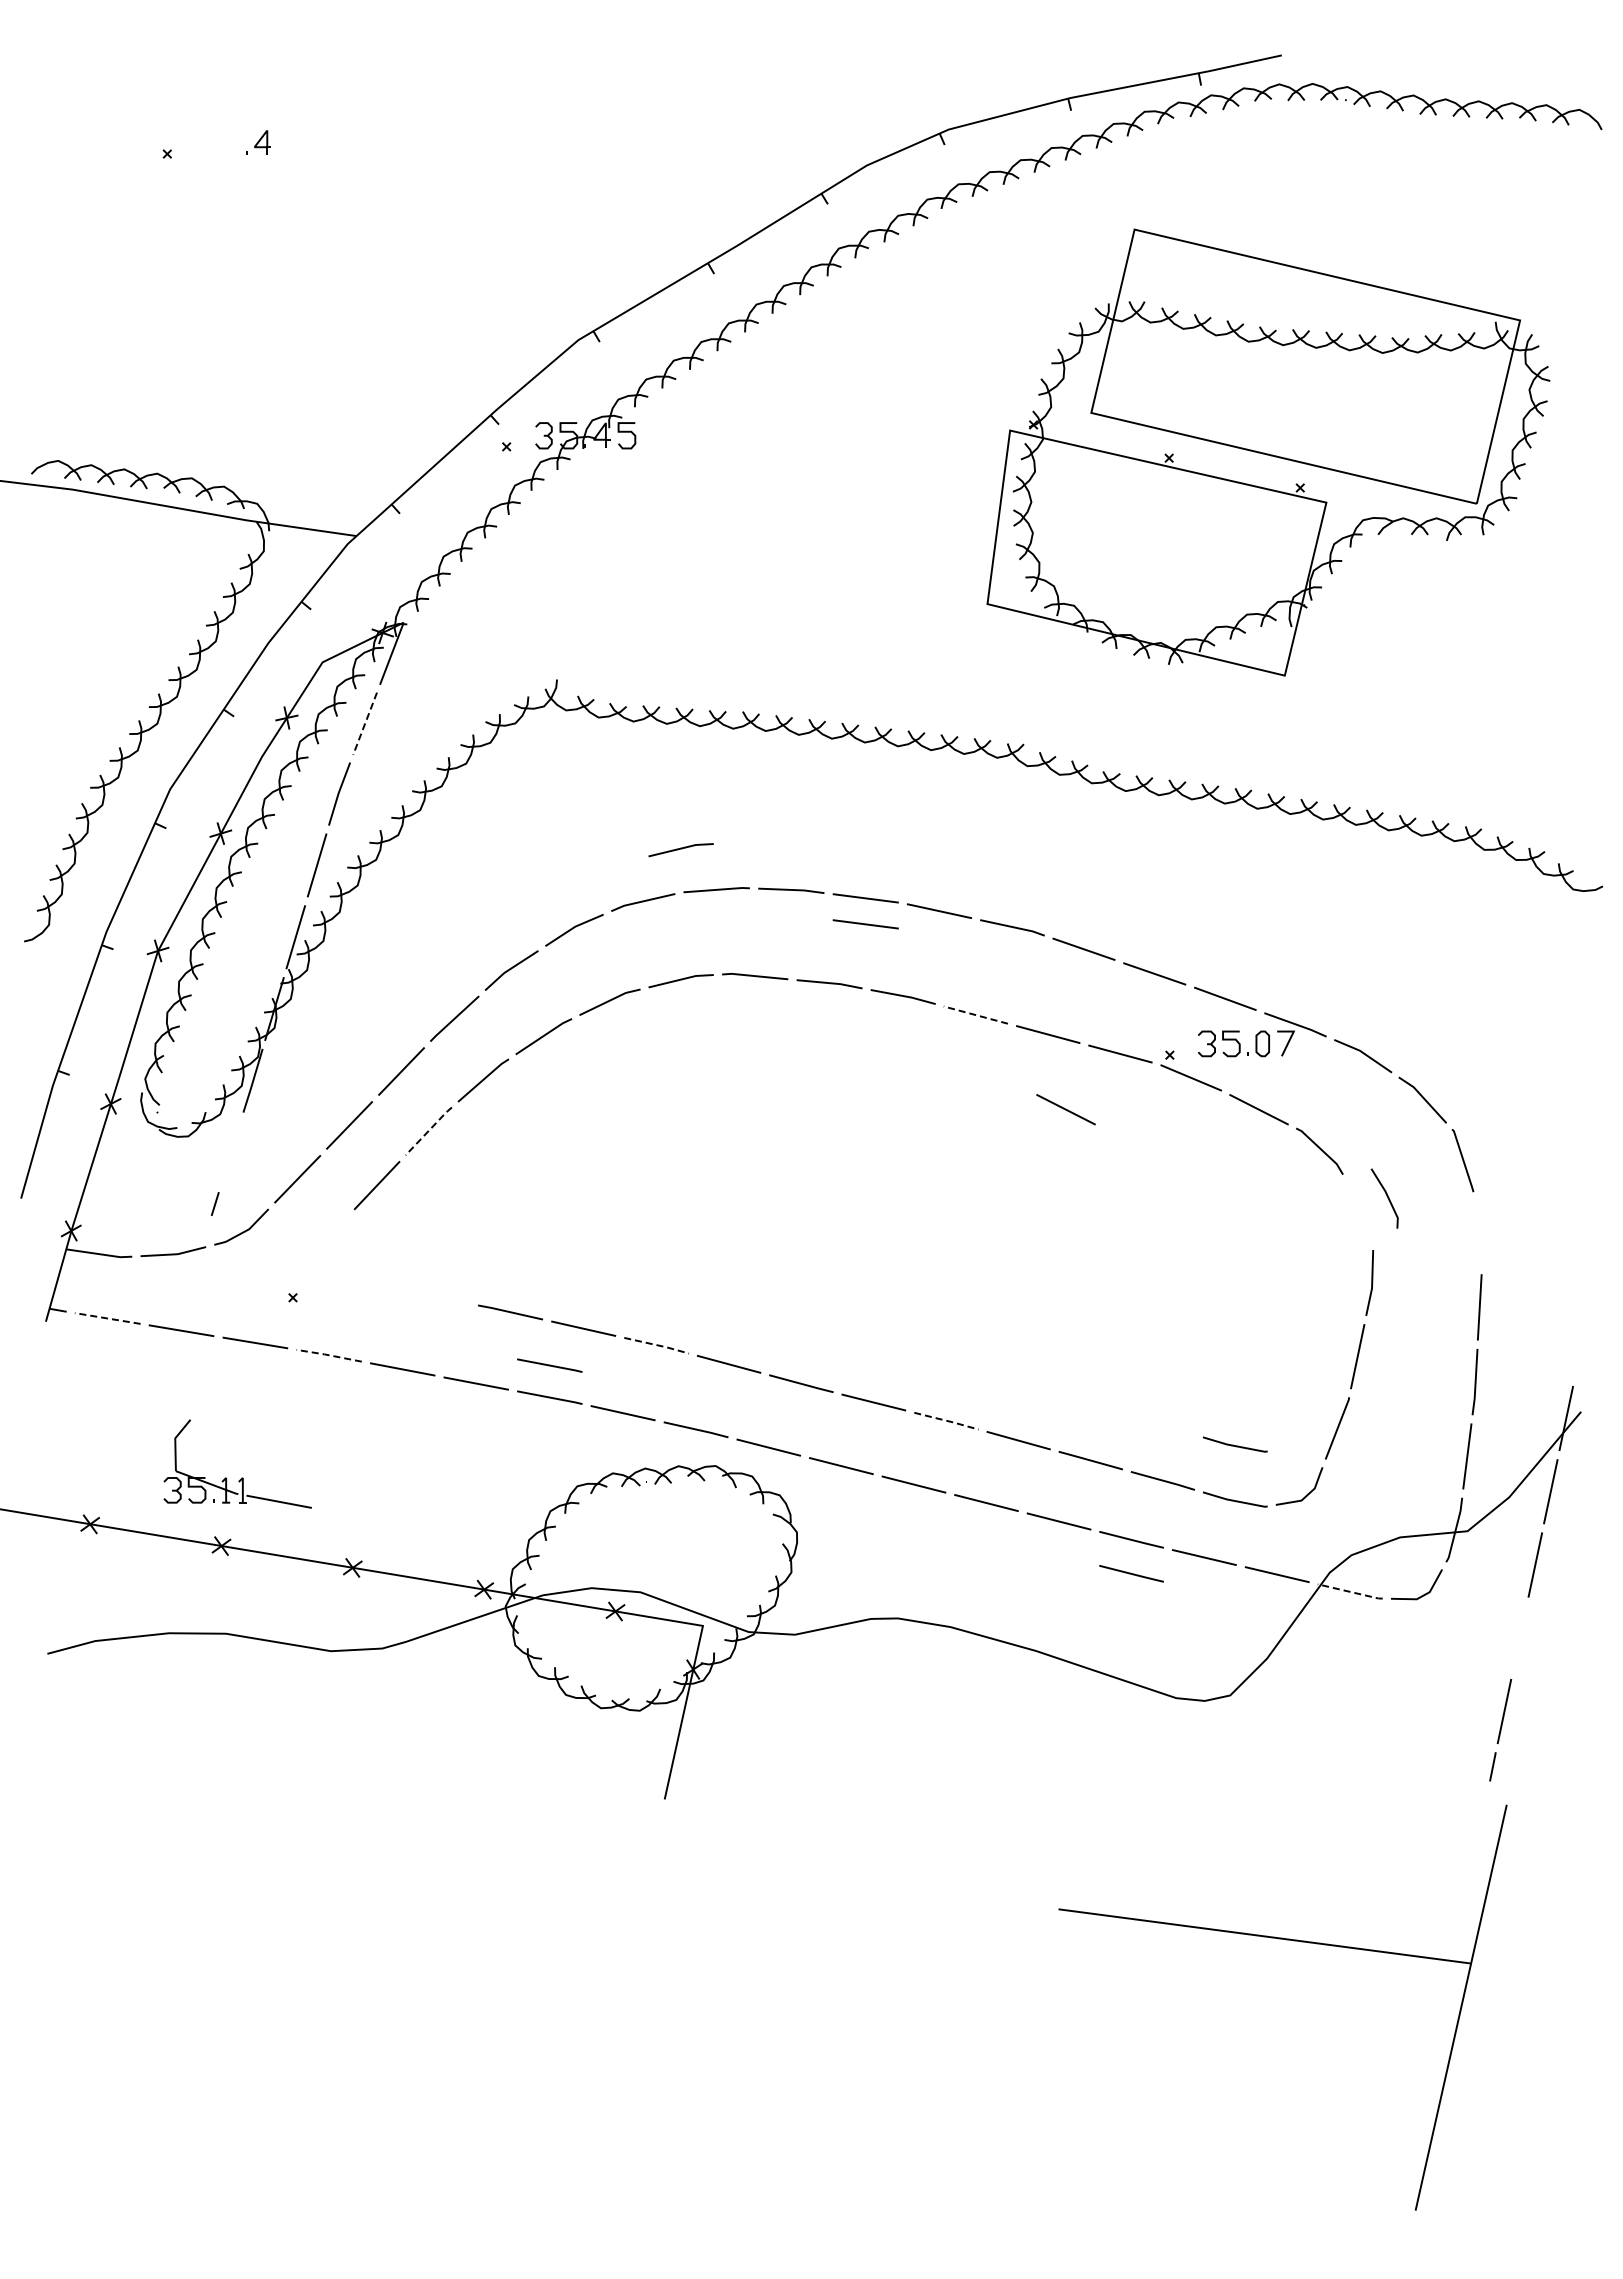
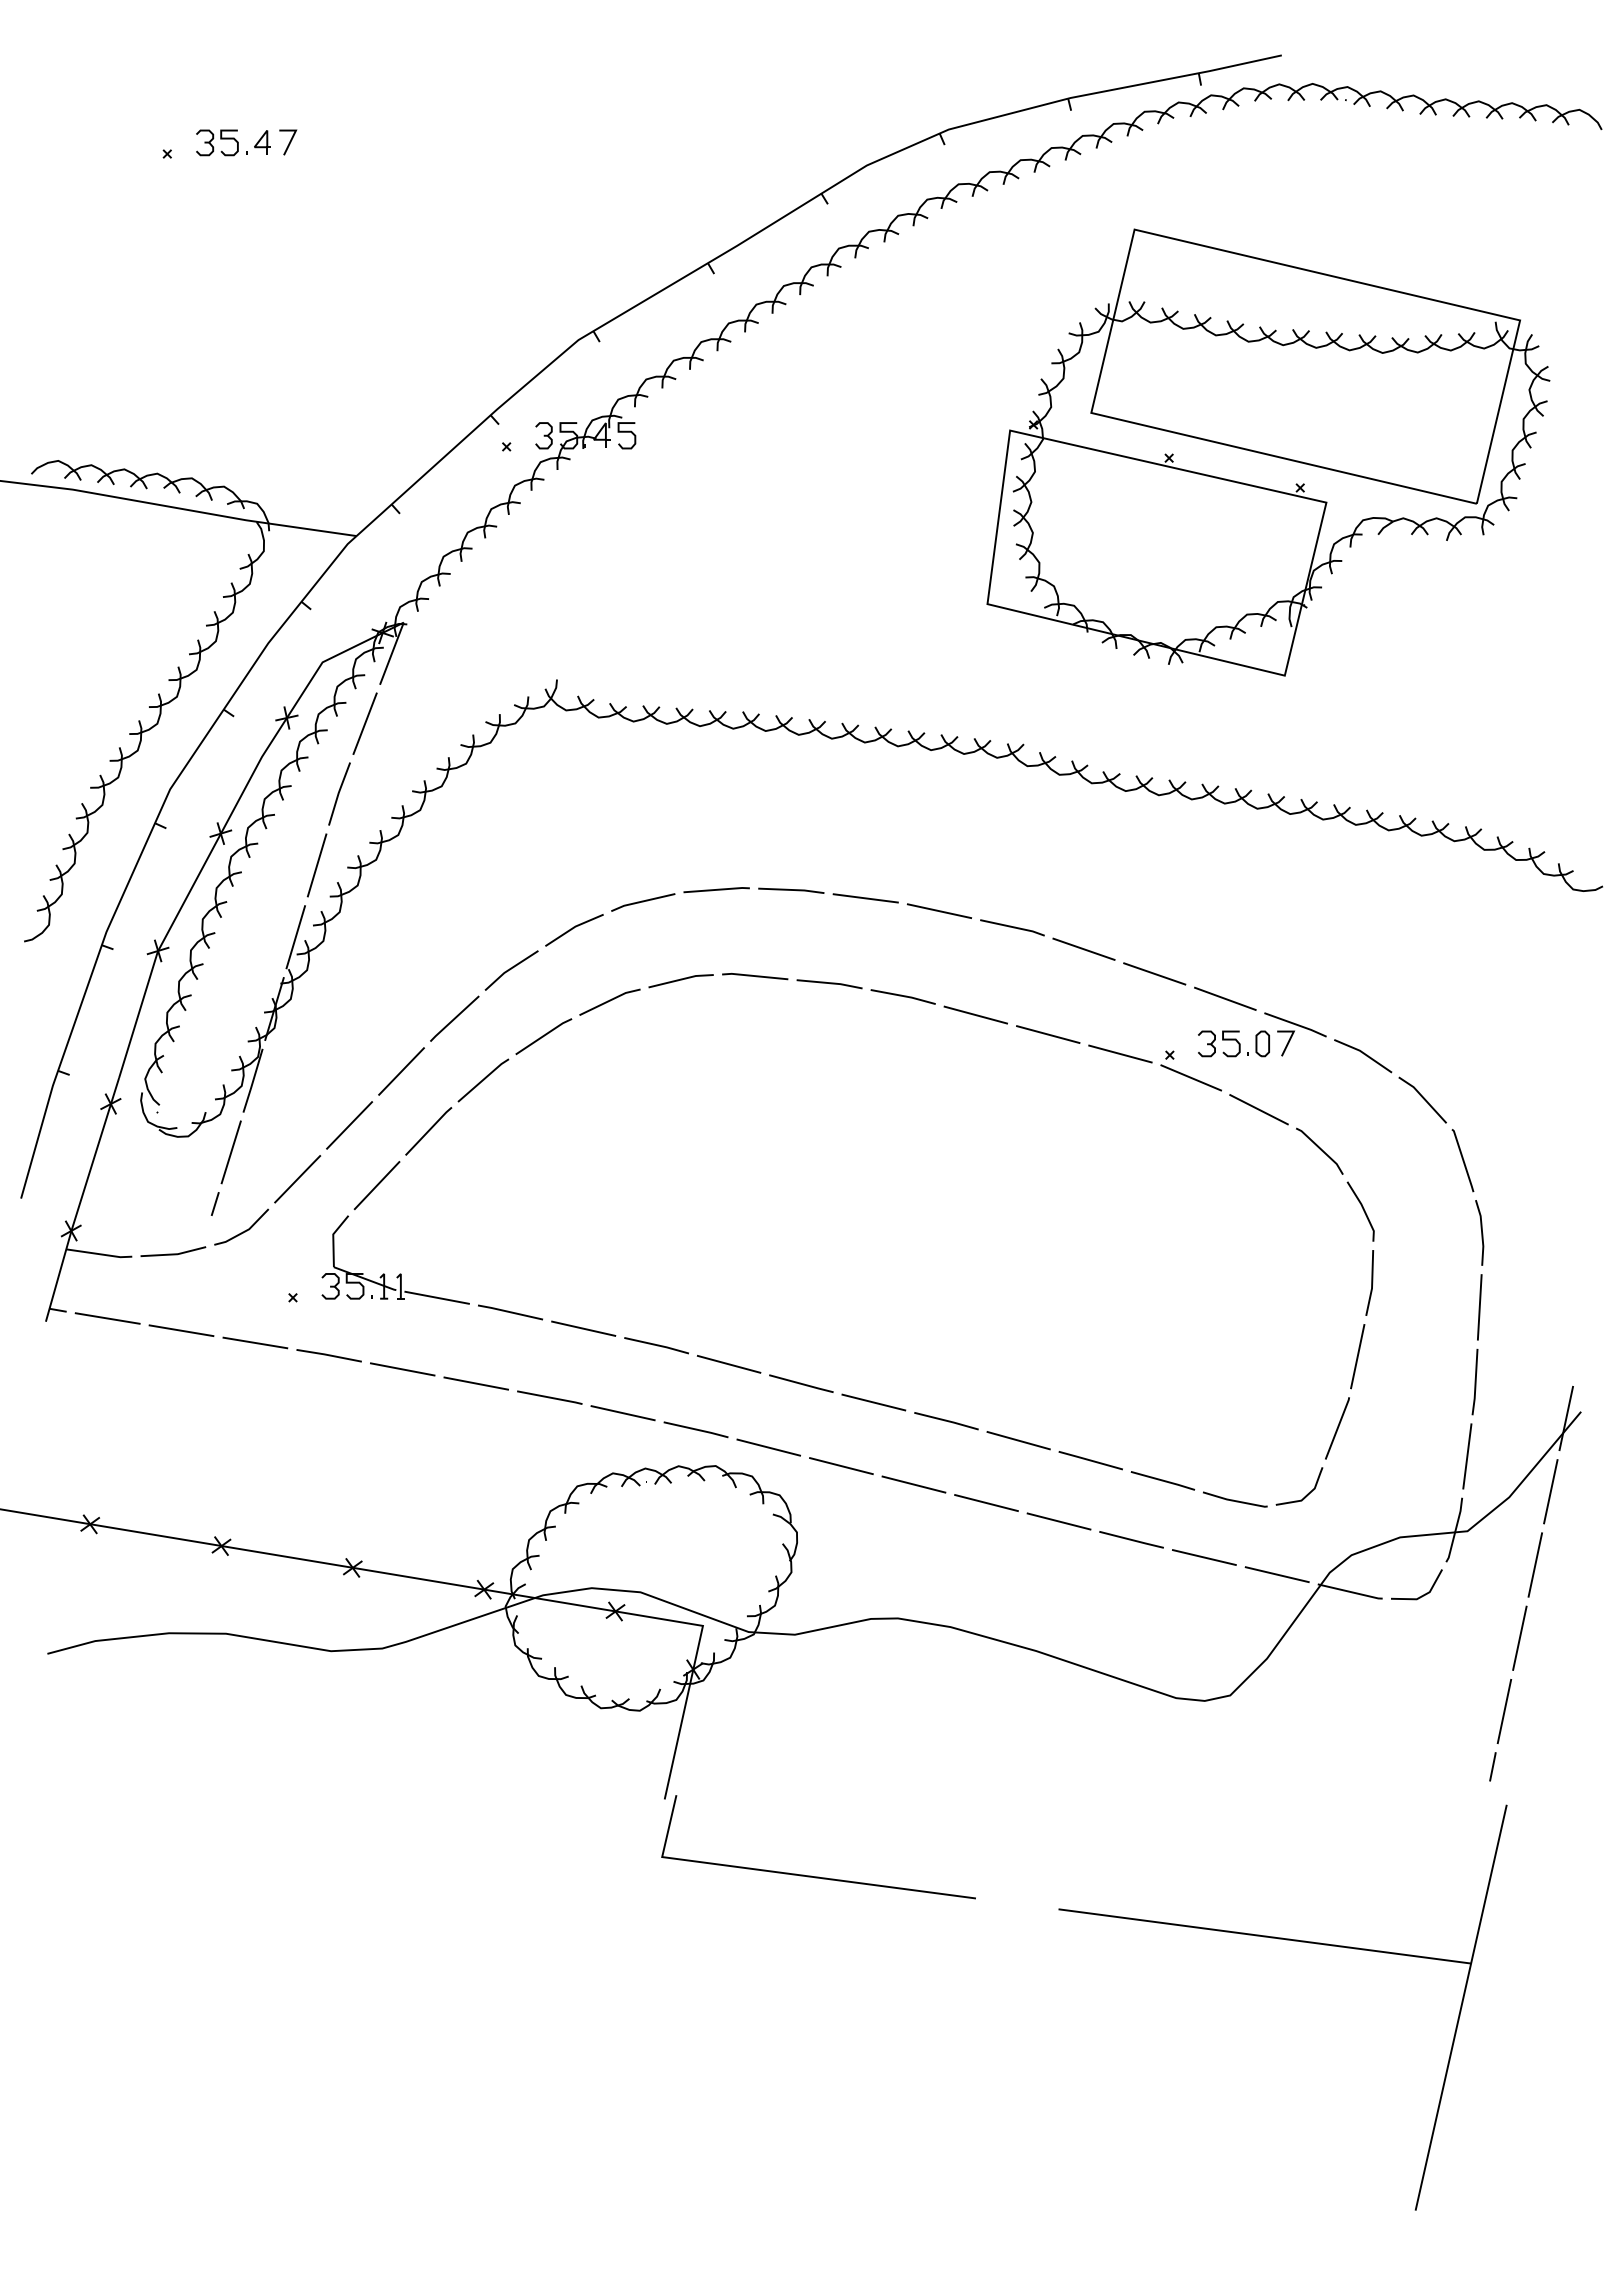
part: none -> present (217, 142)
line: none -> present (289, 142)
line: dashed -> solid (364, 724)
line: present -> none (680, 849)
line: present -> none (865, 924)
line: dashed -> solid (975, 1014)
line: present -> none (1065, 1109)
line: dashed -> solid (428, 1130)
line: none -> present (230, 1152)
line position: (1386, 1196) -> (1362, 1209) (1362, 1209)
line: none -> present (1481, 1232)
line: dashed -> solid (107, 1318)
line: dashed -> solid (657, 1345)
line: dashed -> solid (328, 1355)
line: present -> none (549, 1365)
line: dashed -> solid (947, 1420)
line: present -> none (1235, 1445)
part position: (241, 1477) -> (399, 1273) (399, 1273)
line: present -> none (1131, 1573)
line: dashed -> solid (1349, 1591)
line: none -> present (1519, 1637)
line: none -> present (811, 1875)
